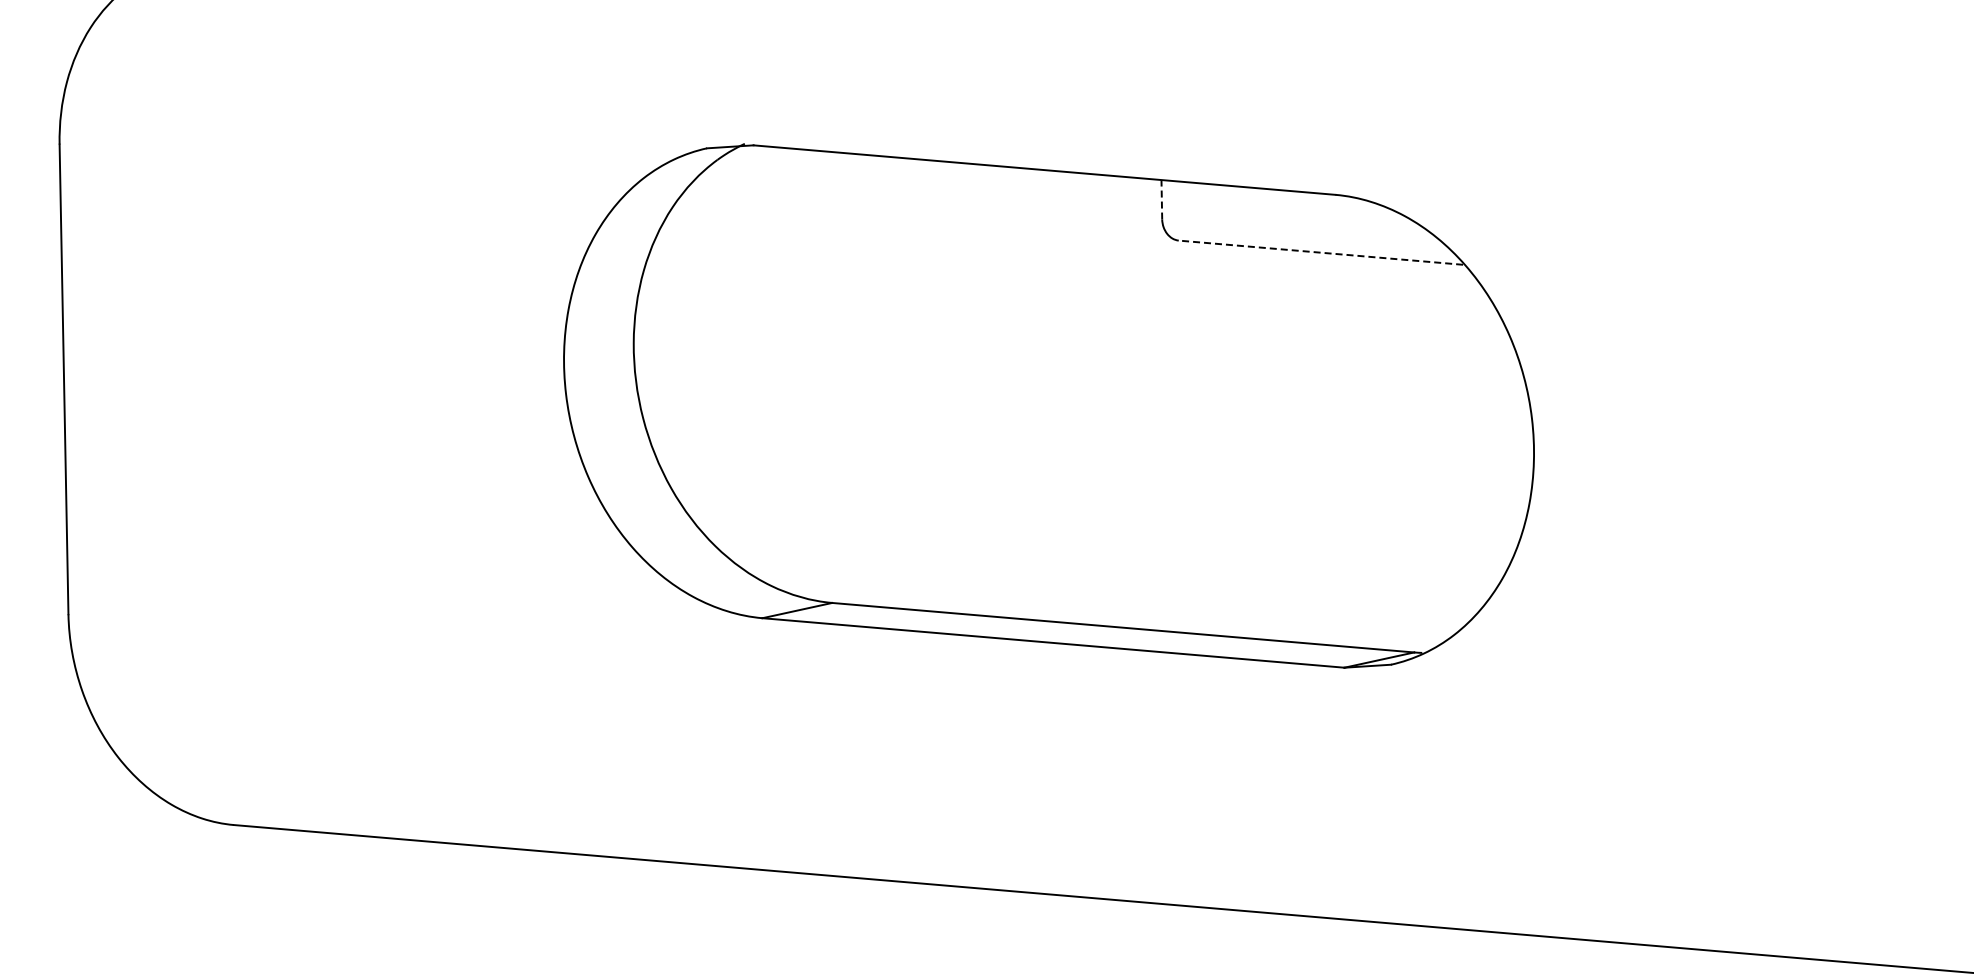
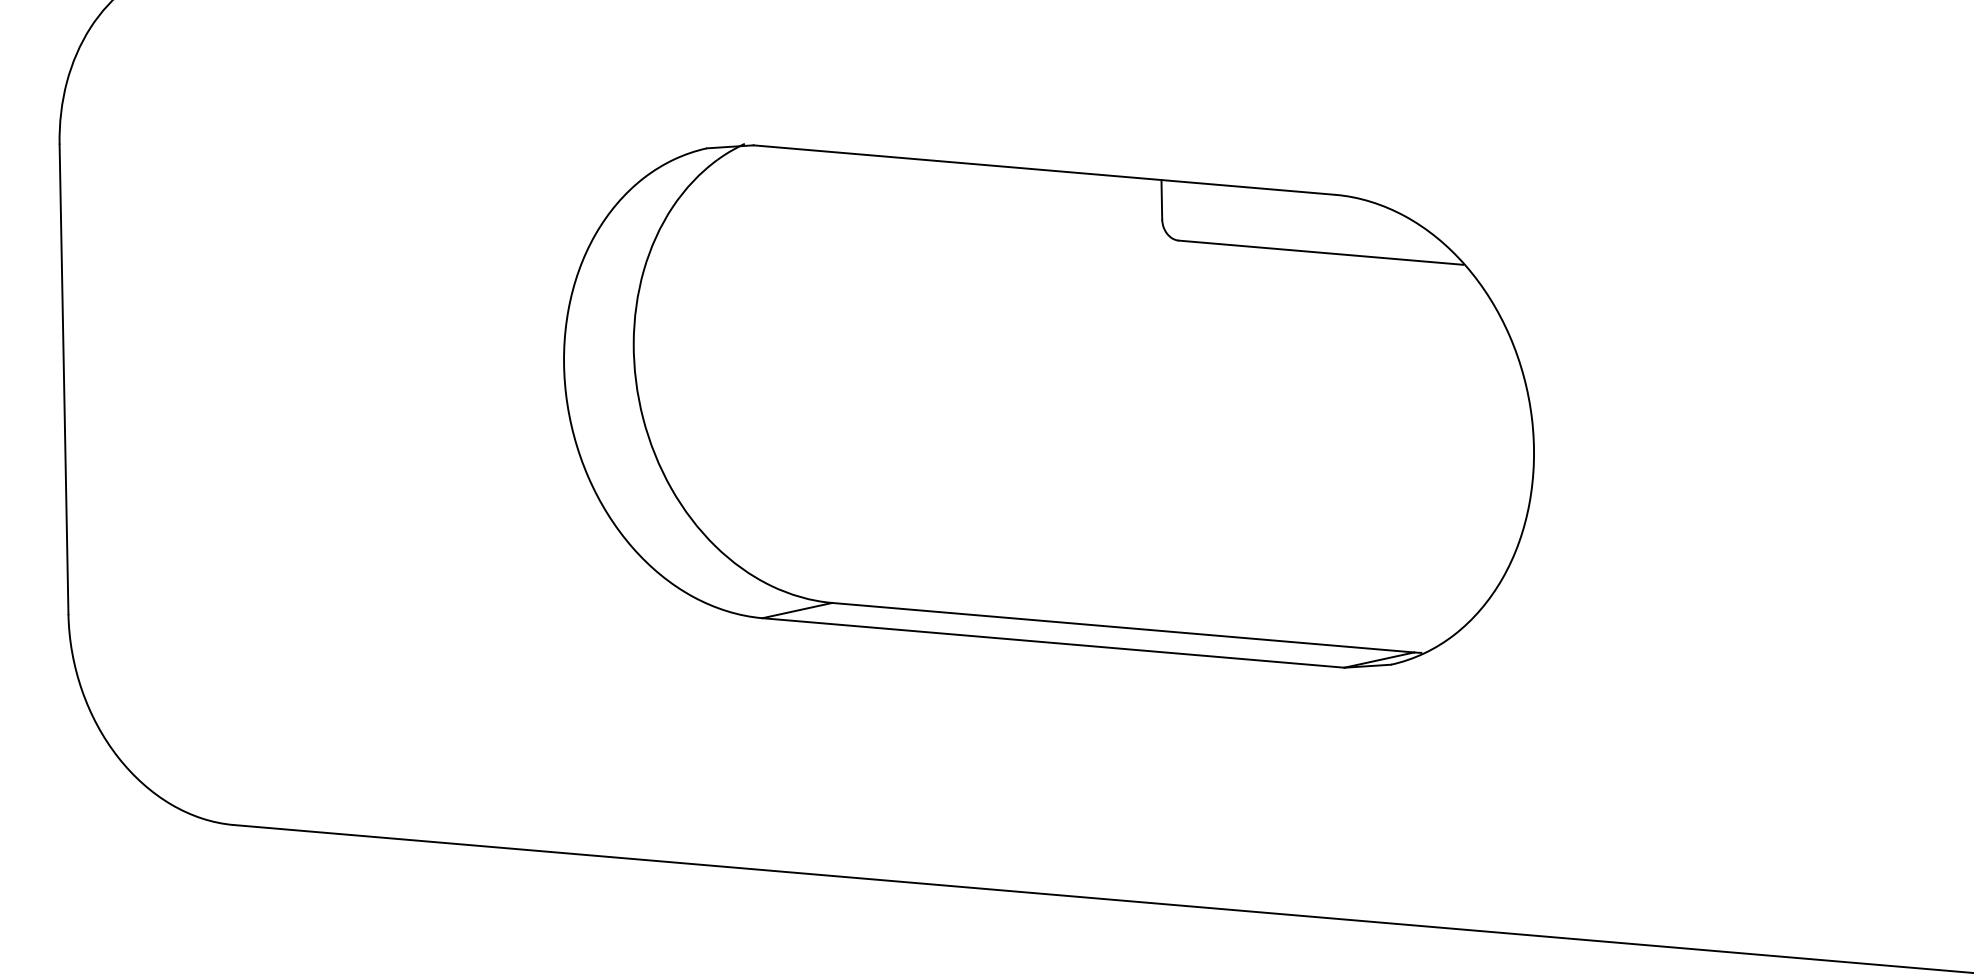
line: dashed -> solid (1161, 199)
line: dashed -> solid (1320, 252)
